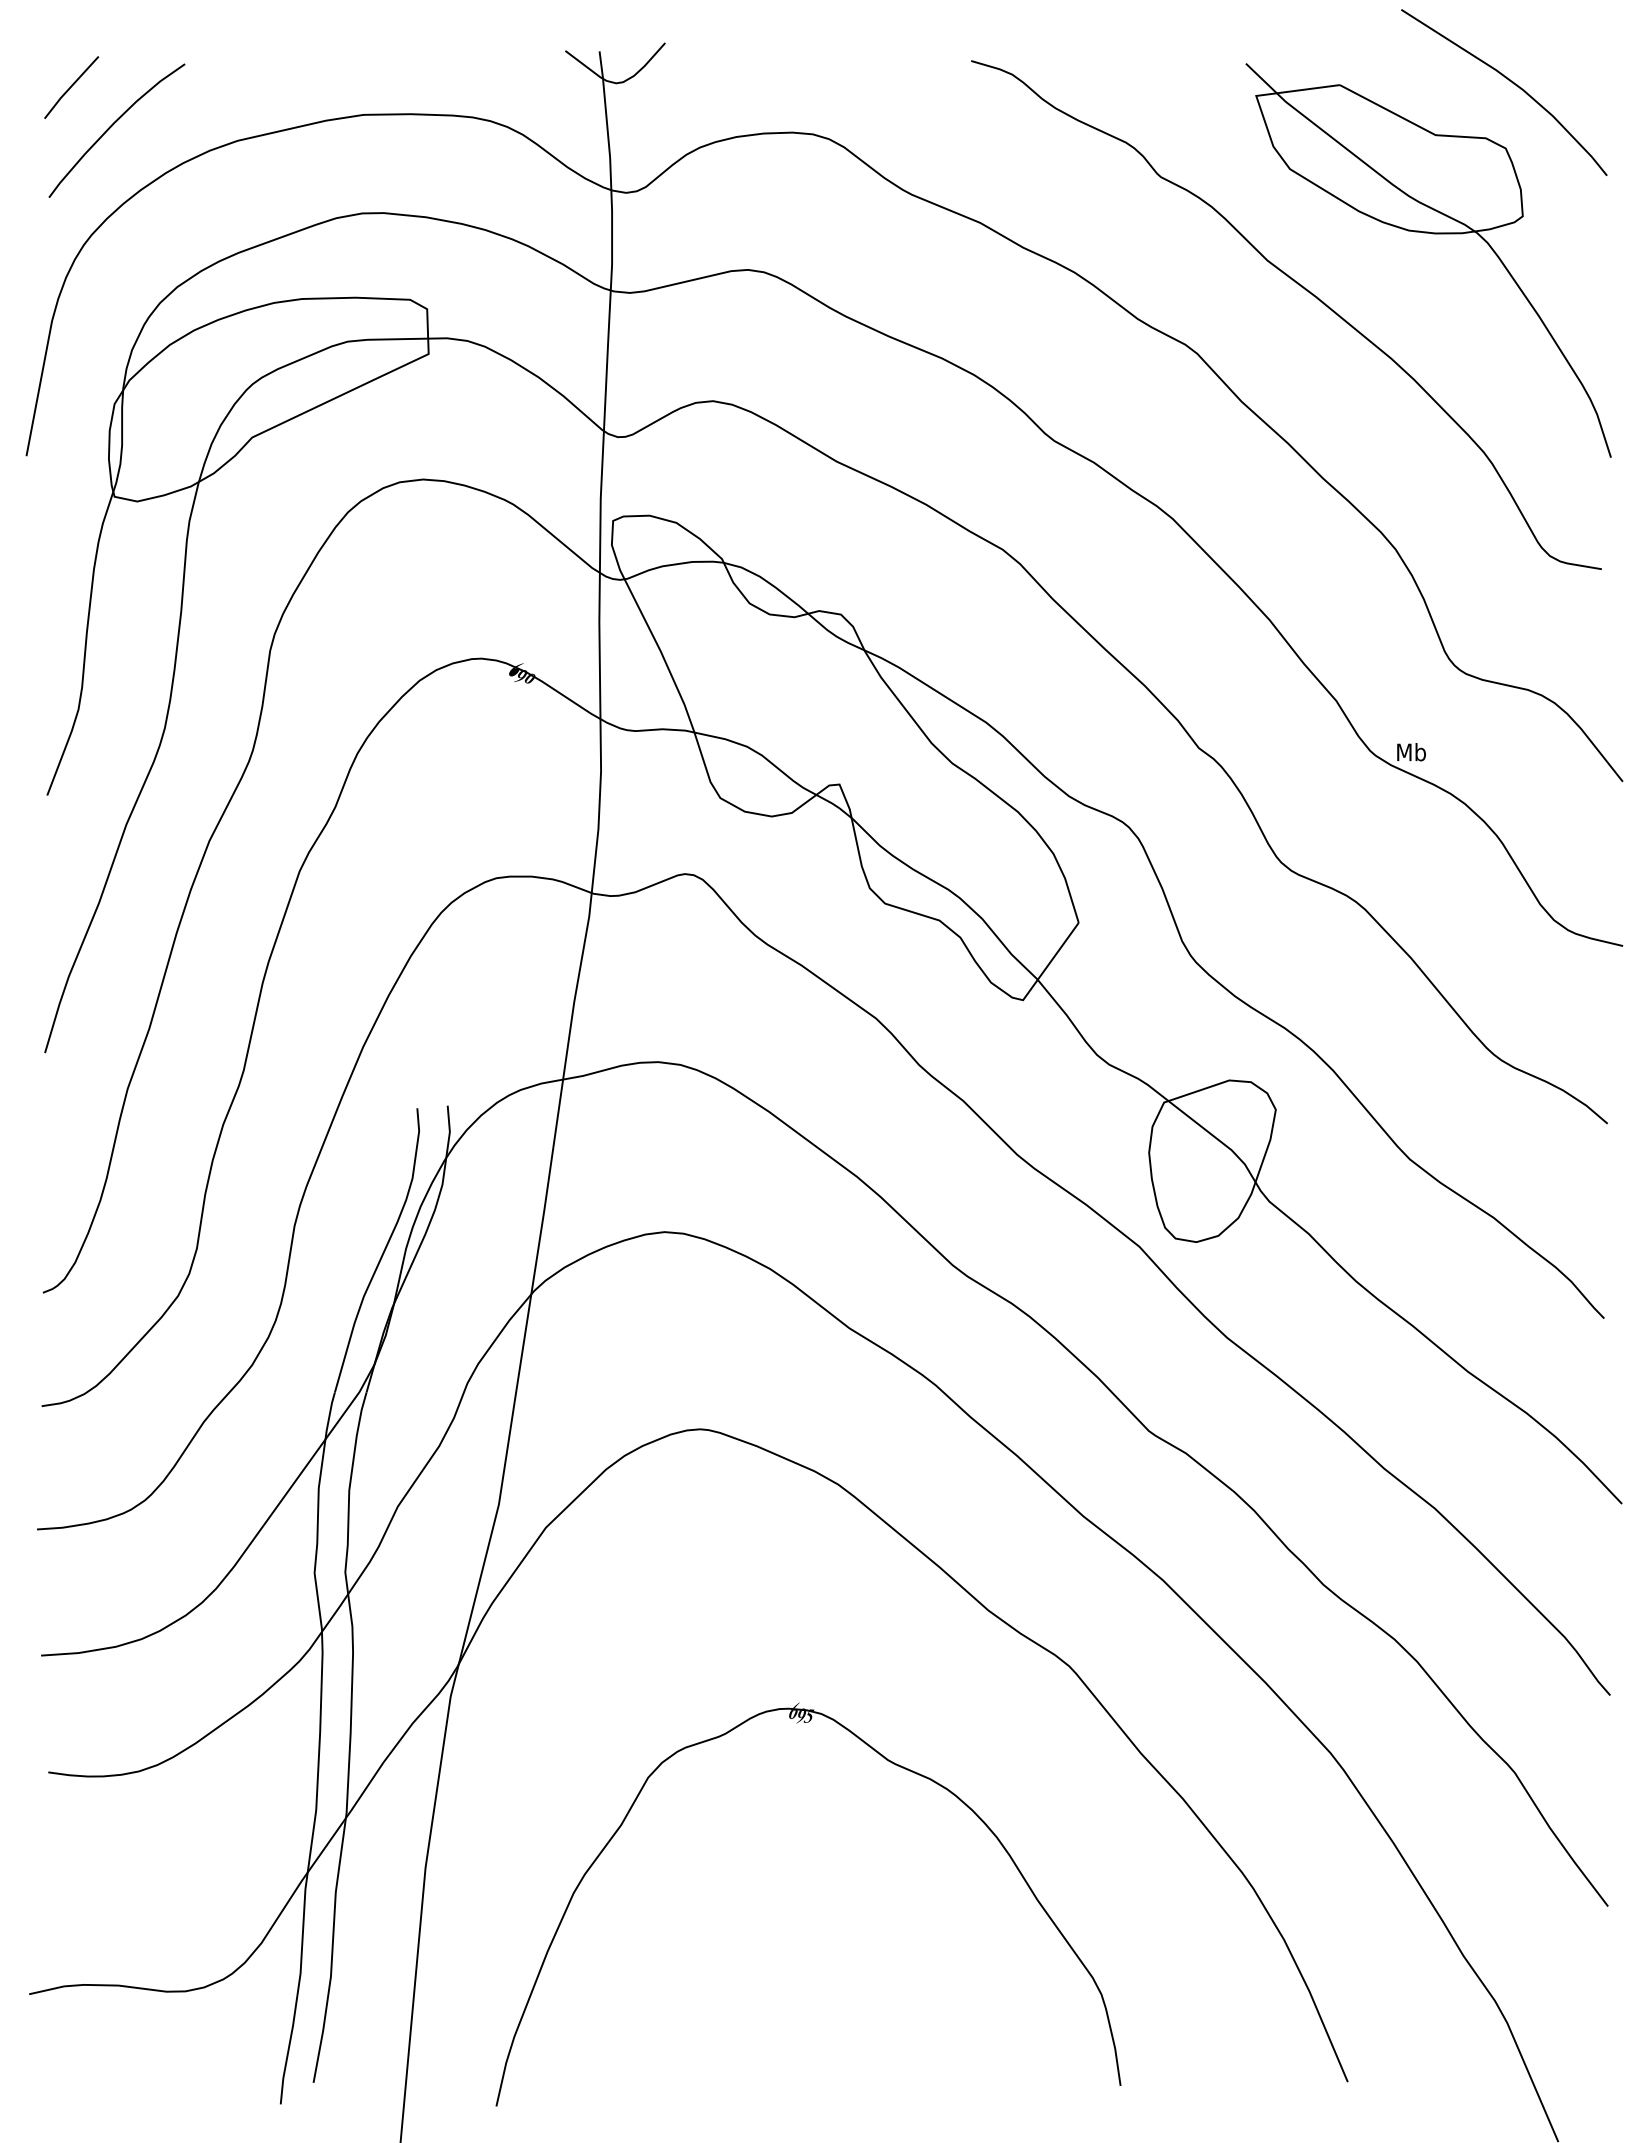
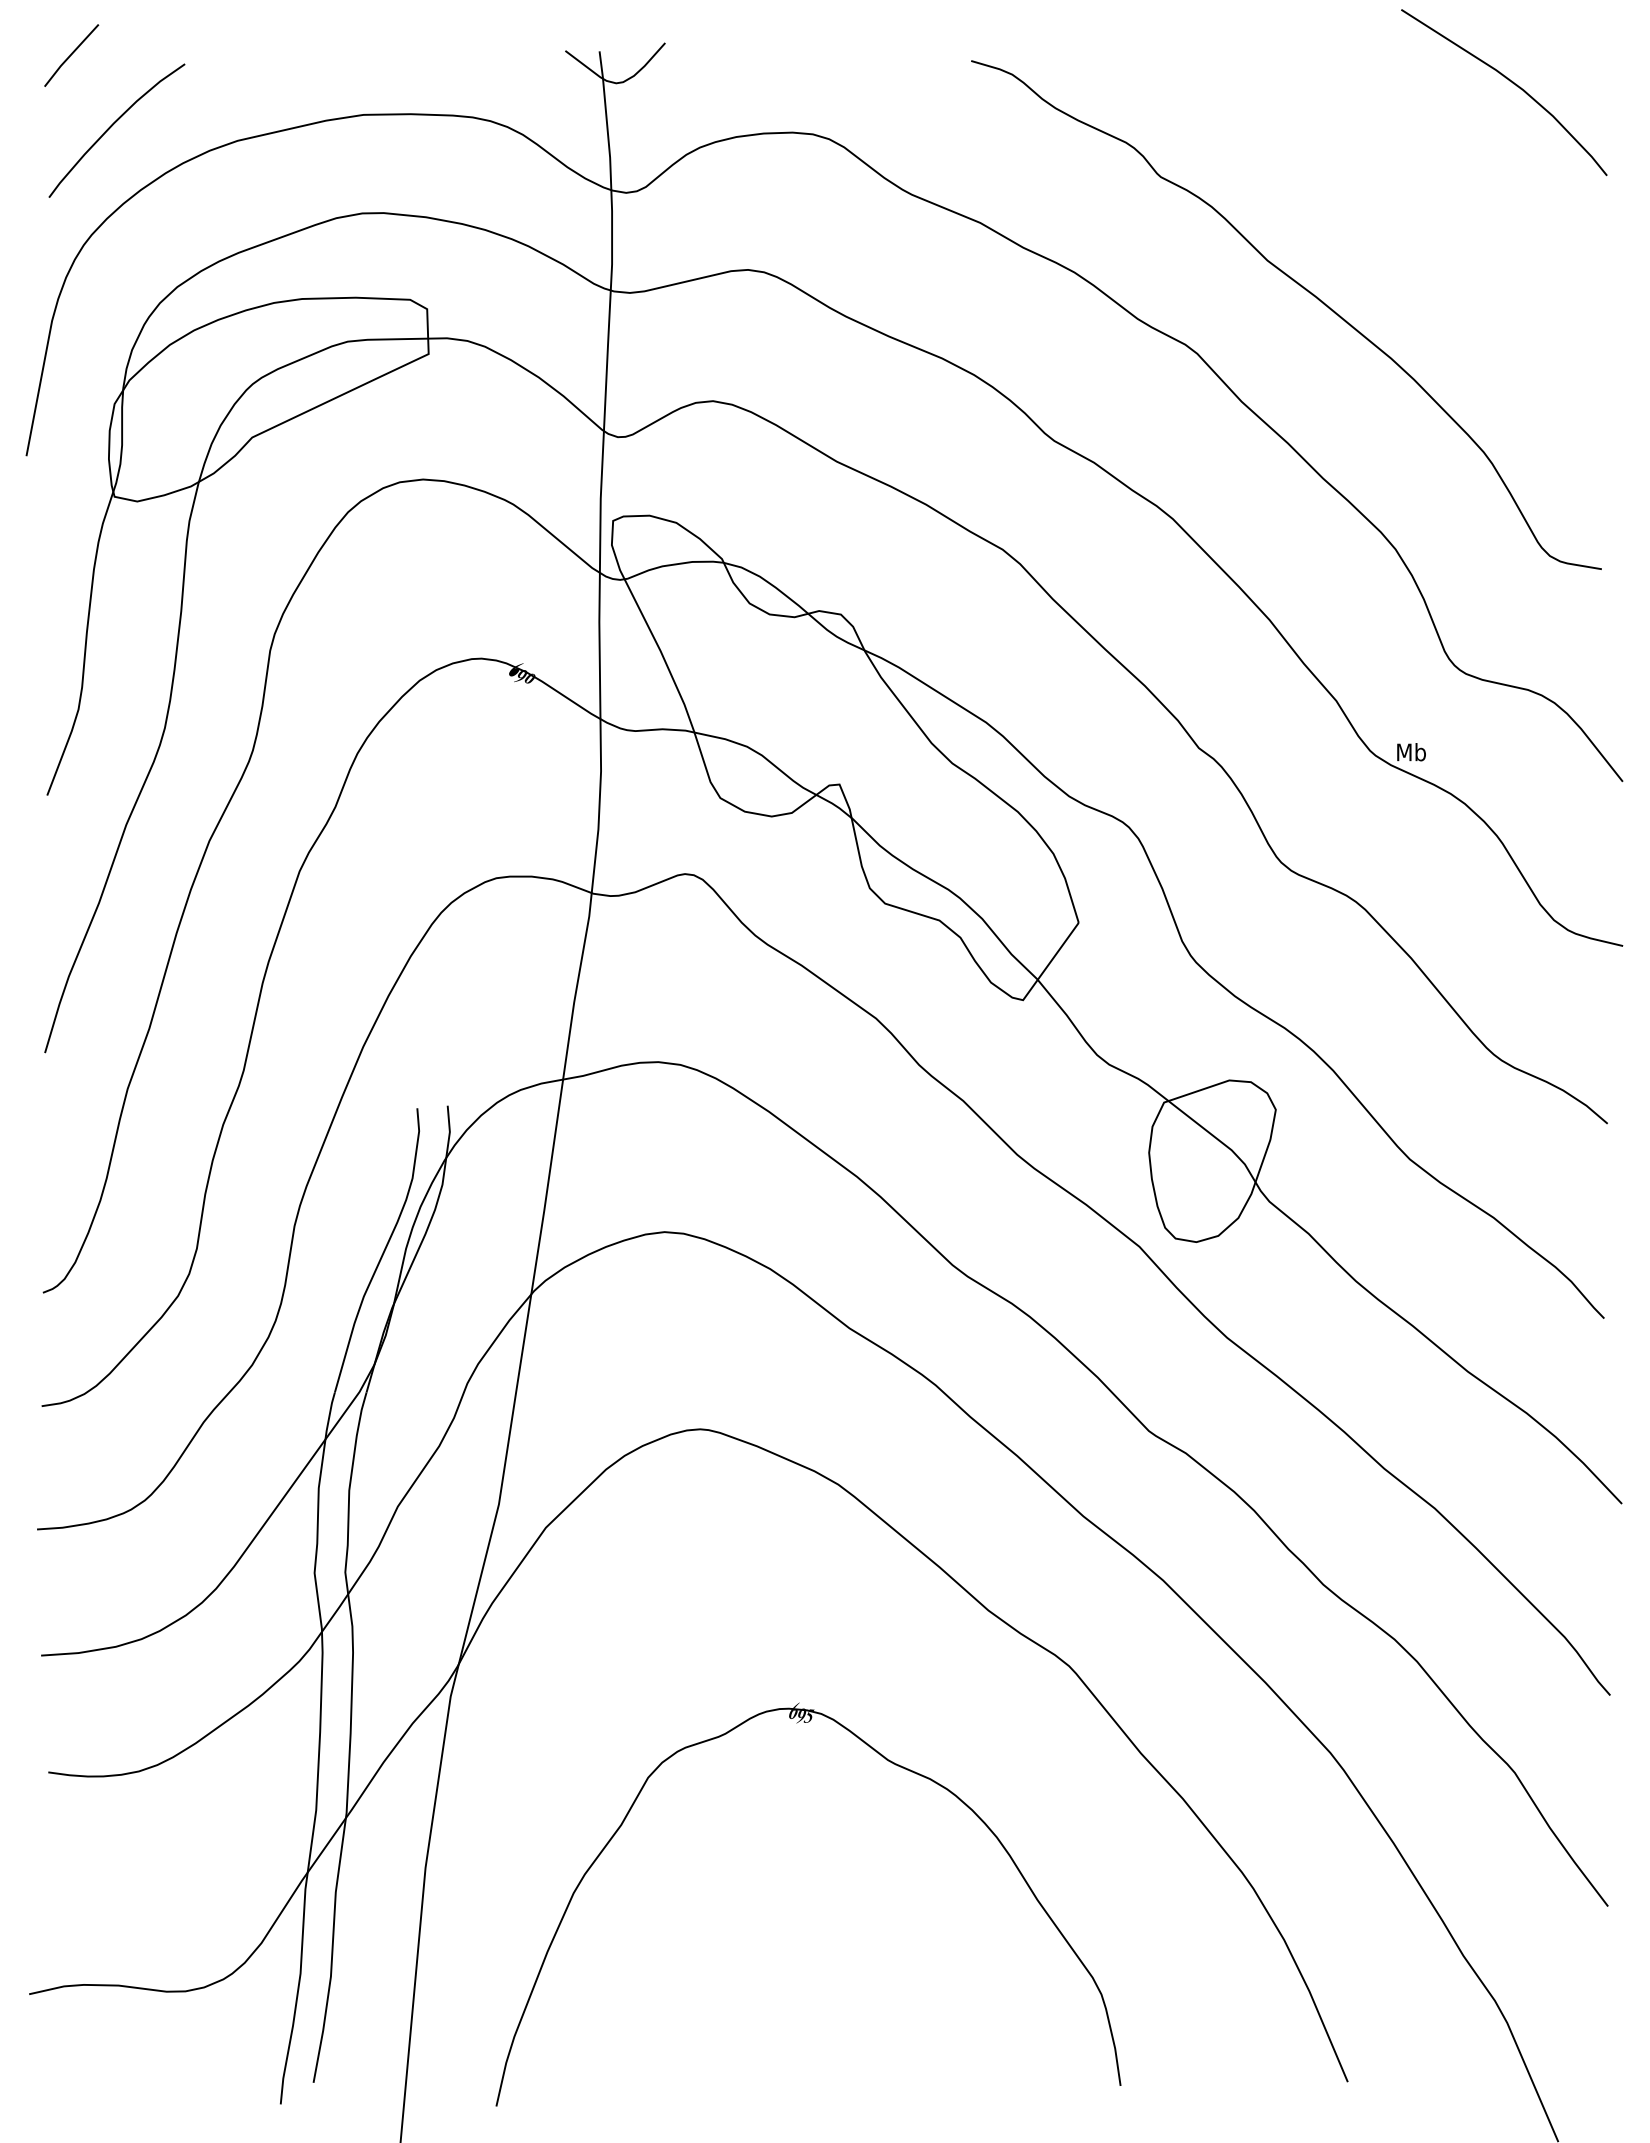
line position: (71, 87) -> (71, 55) (71, 55)
part: present -> none (1432, 234)
